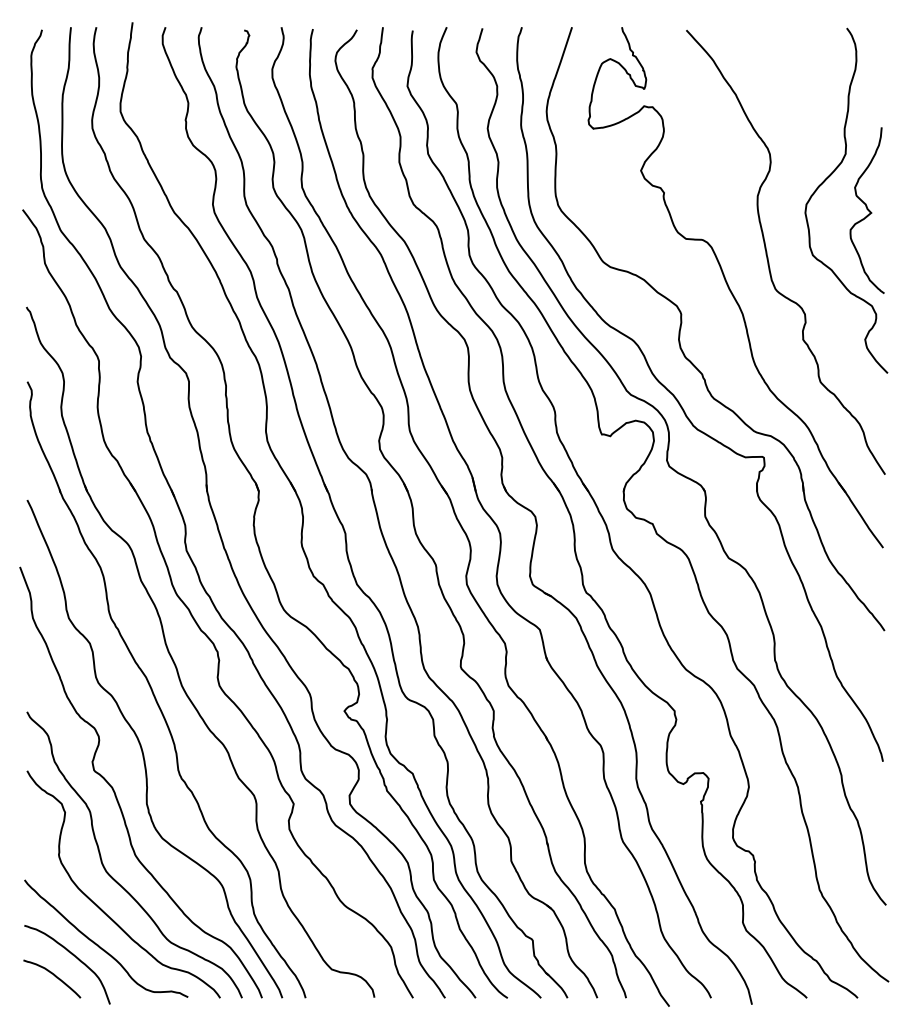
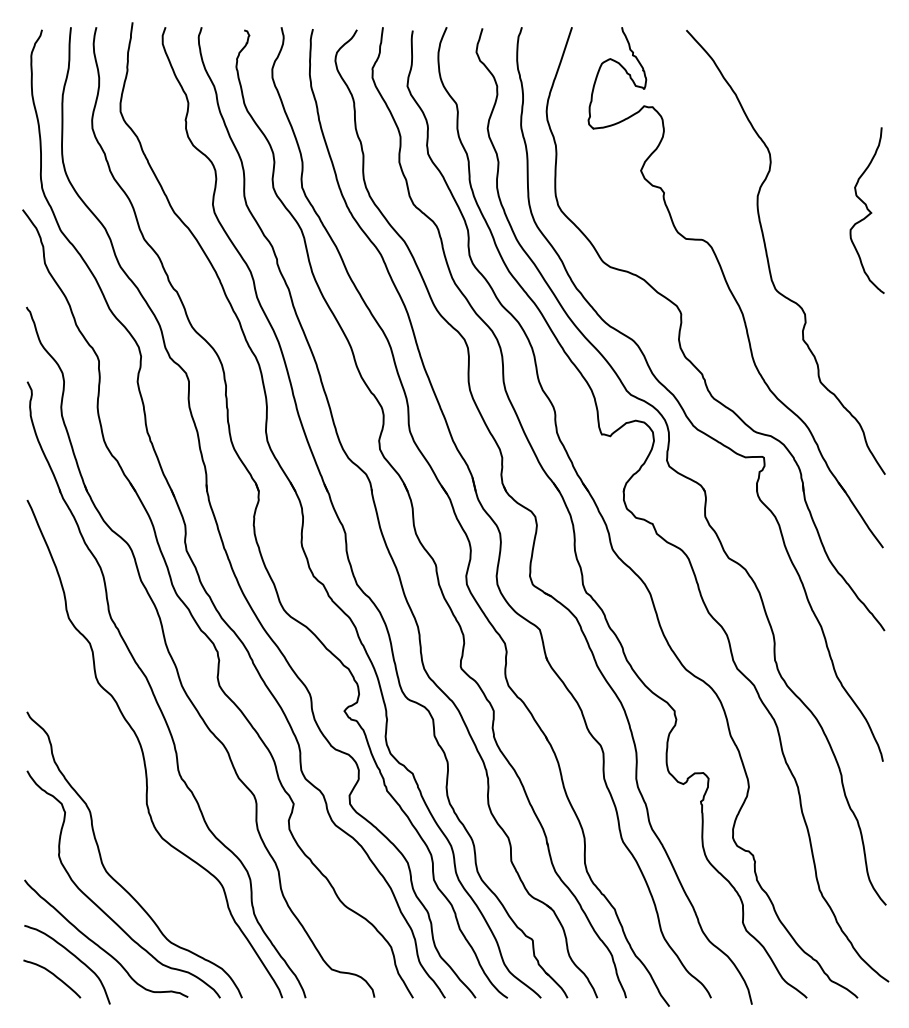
curve: present -> none (826, 180)
curve: present -> none (115, 791)
